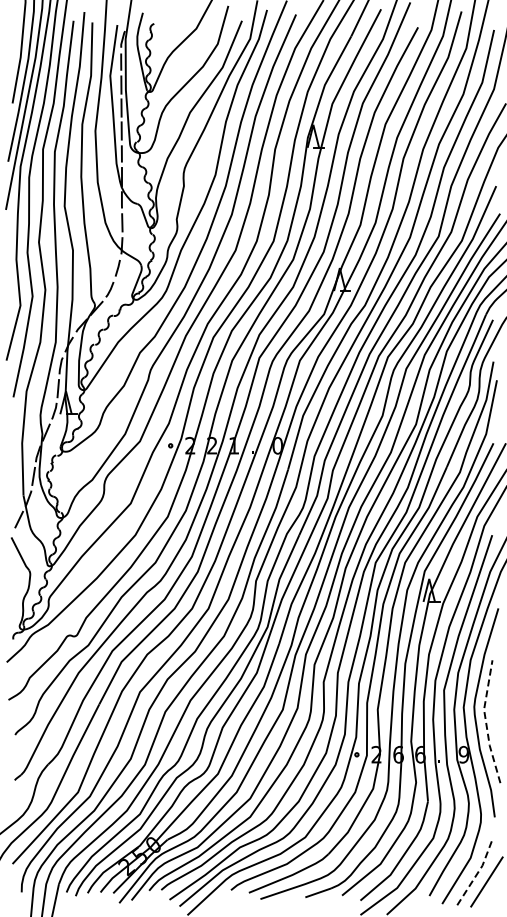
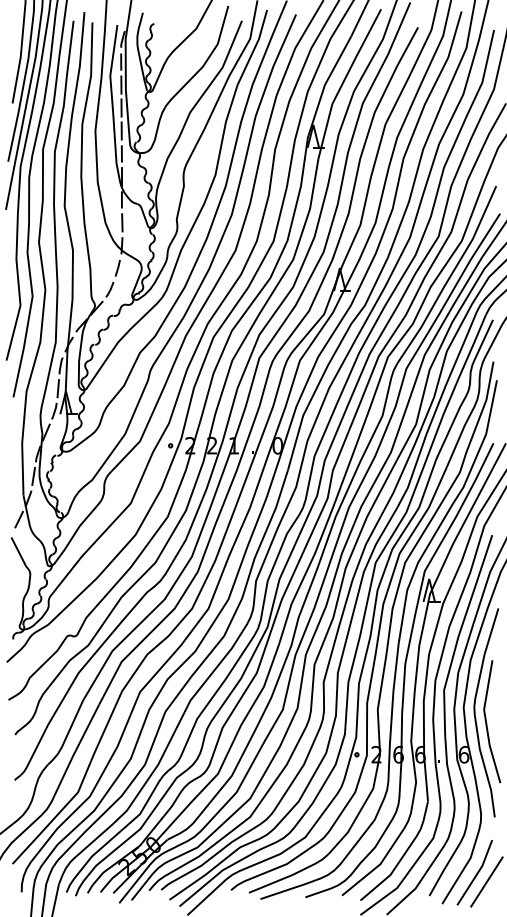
line: dashed -> solid (485, 721)
text: 9 -> 6 (463, 754)
line: dashed -> solid (477, 873)
